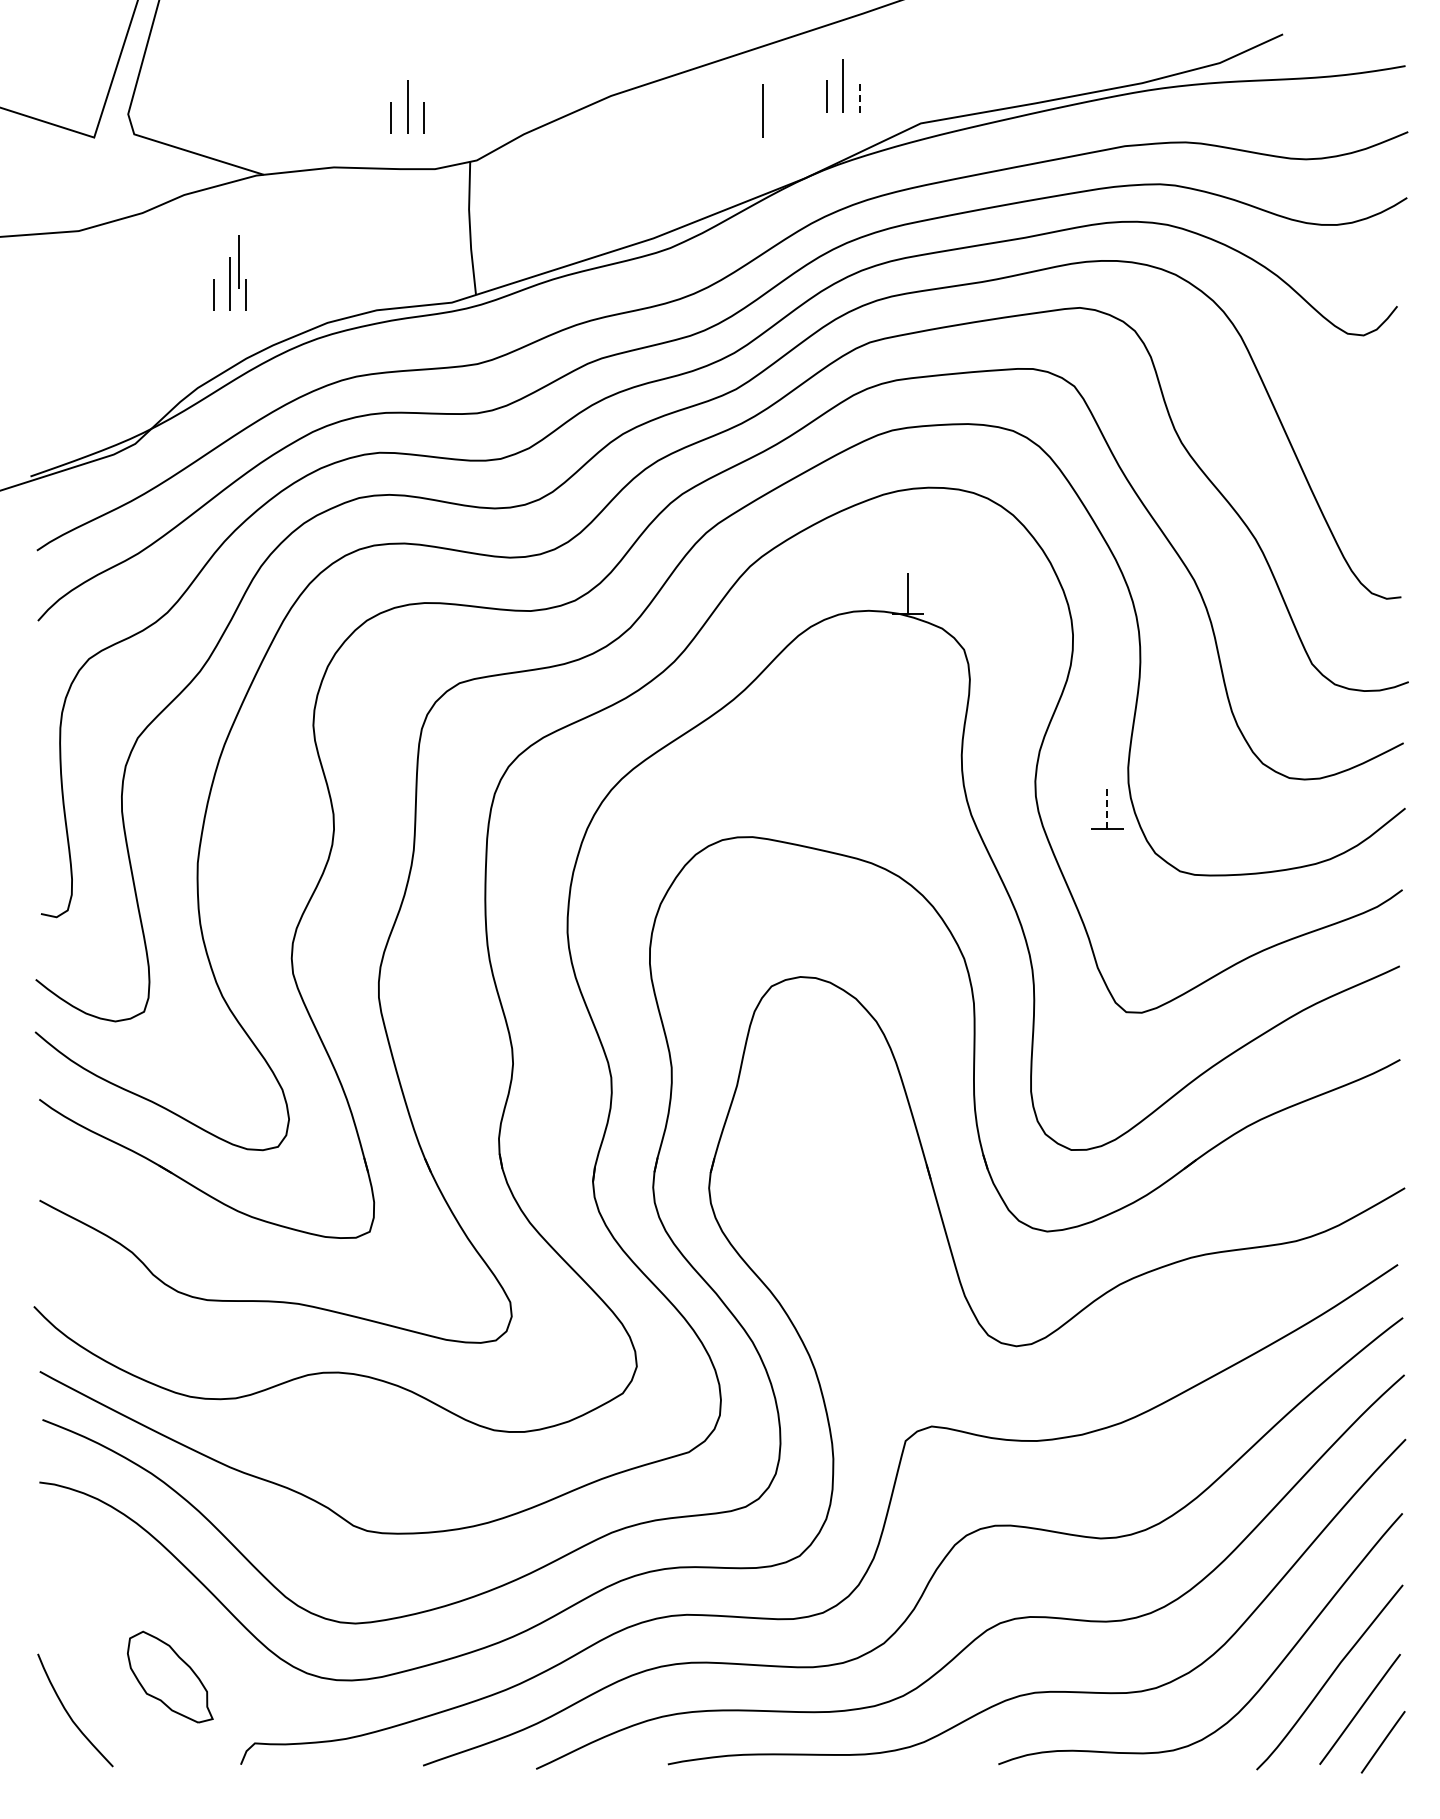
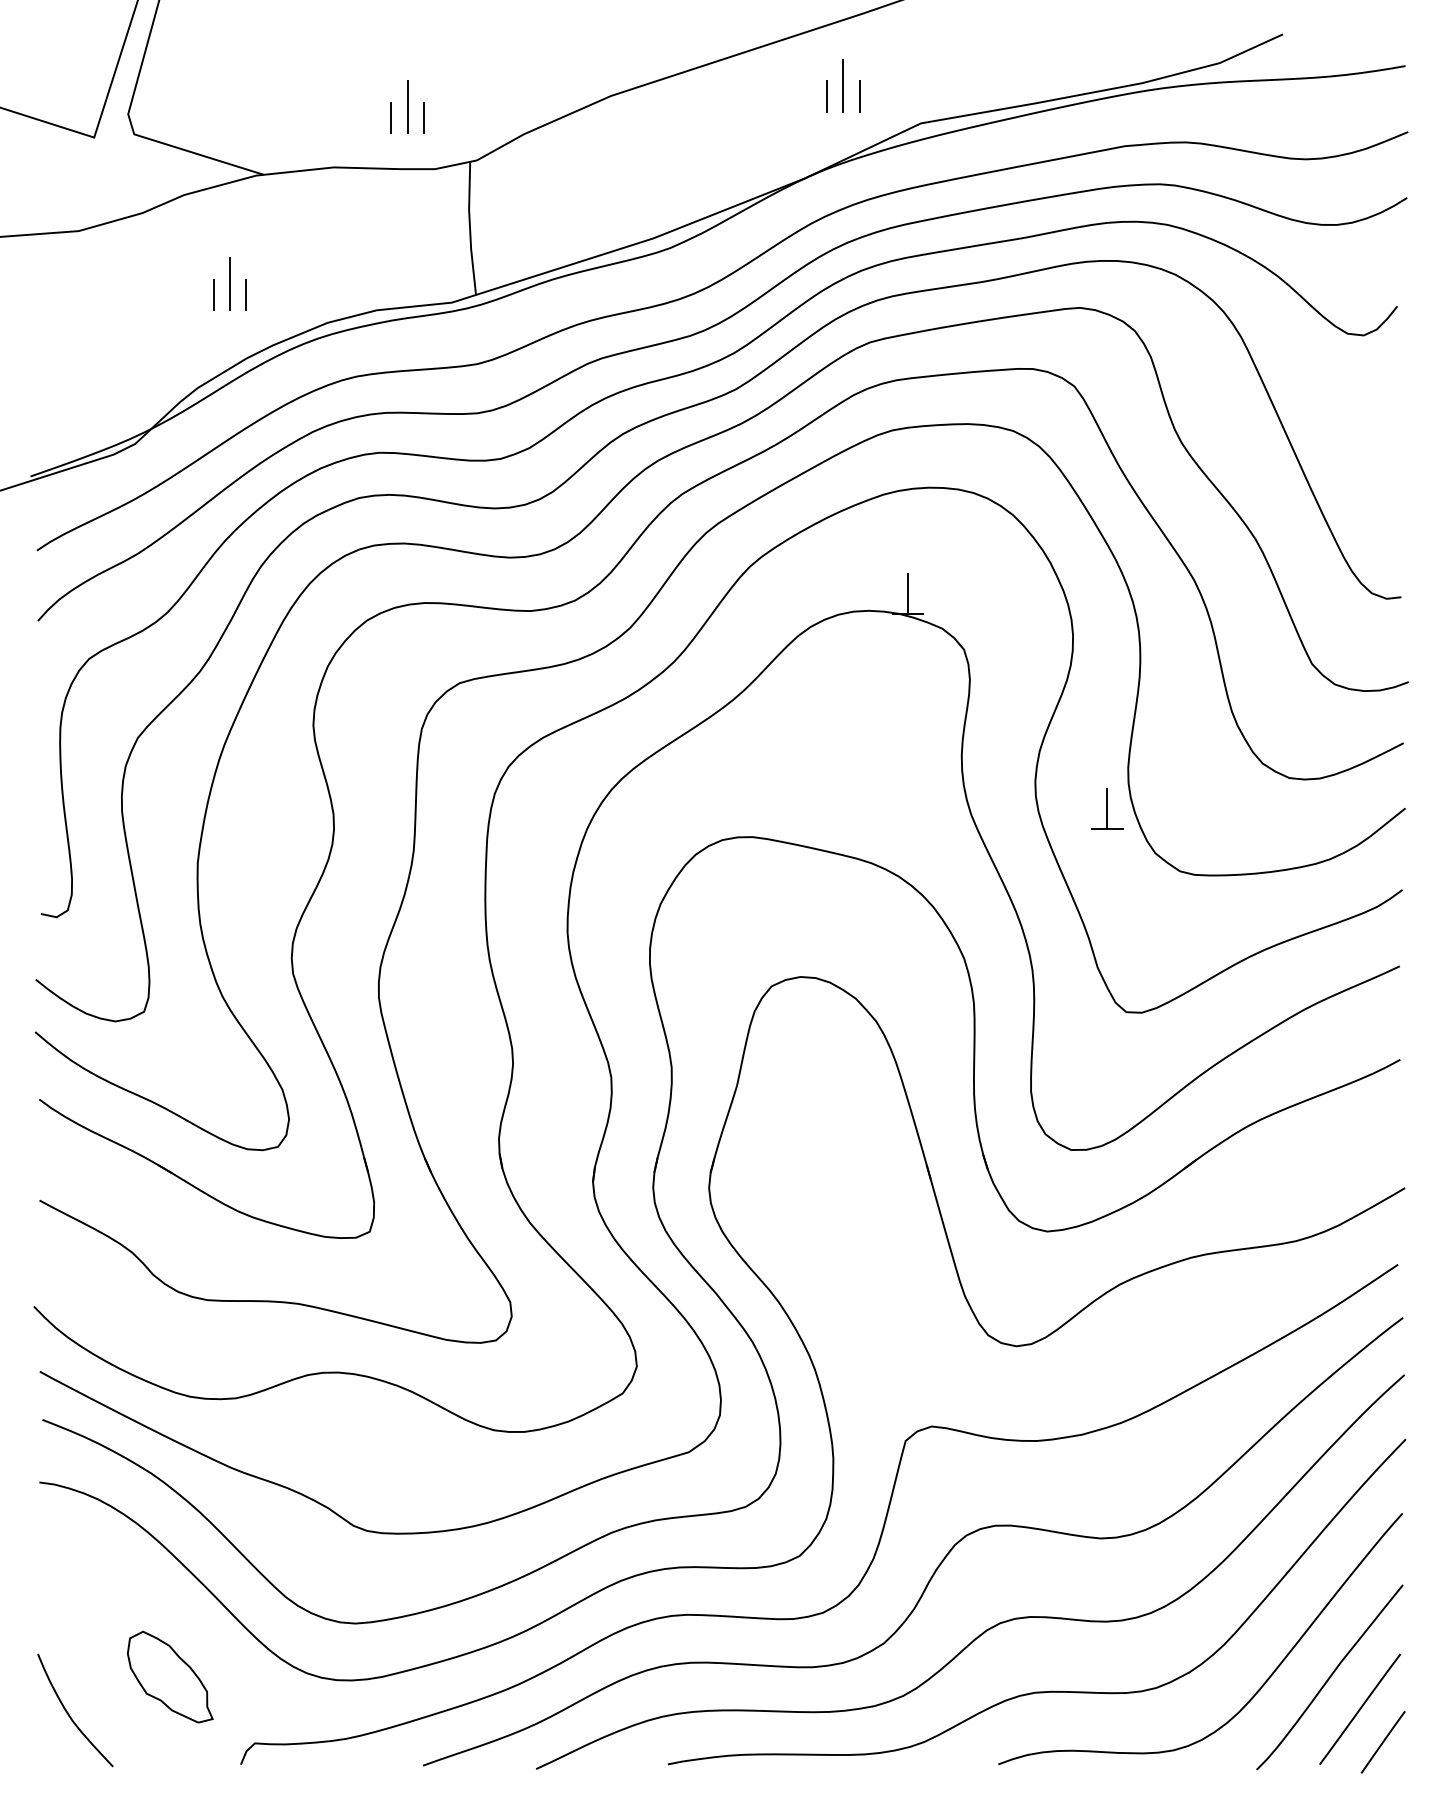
line: dashed -> solid (859, 96)
line: present -> none (762, 110)
line: present -> none (238, 261)
line: dashed -> solid (1107, 808)
